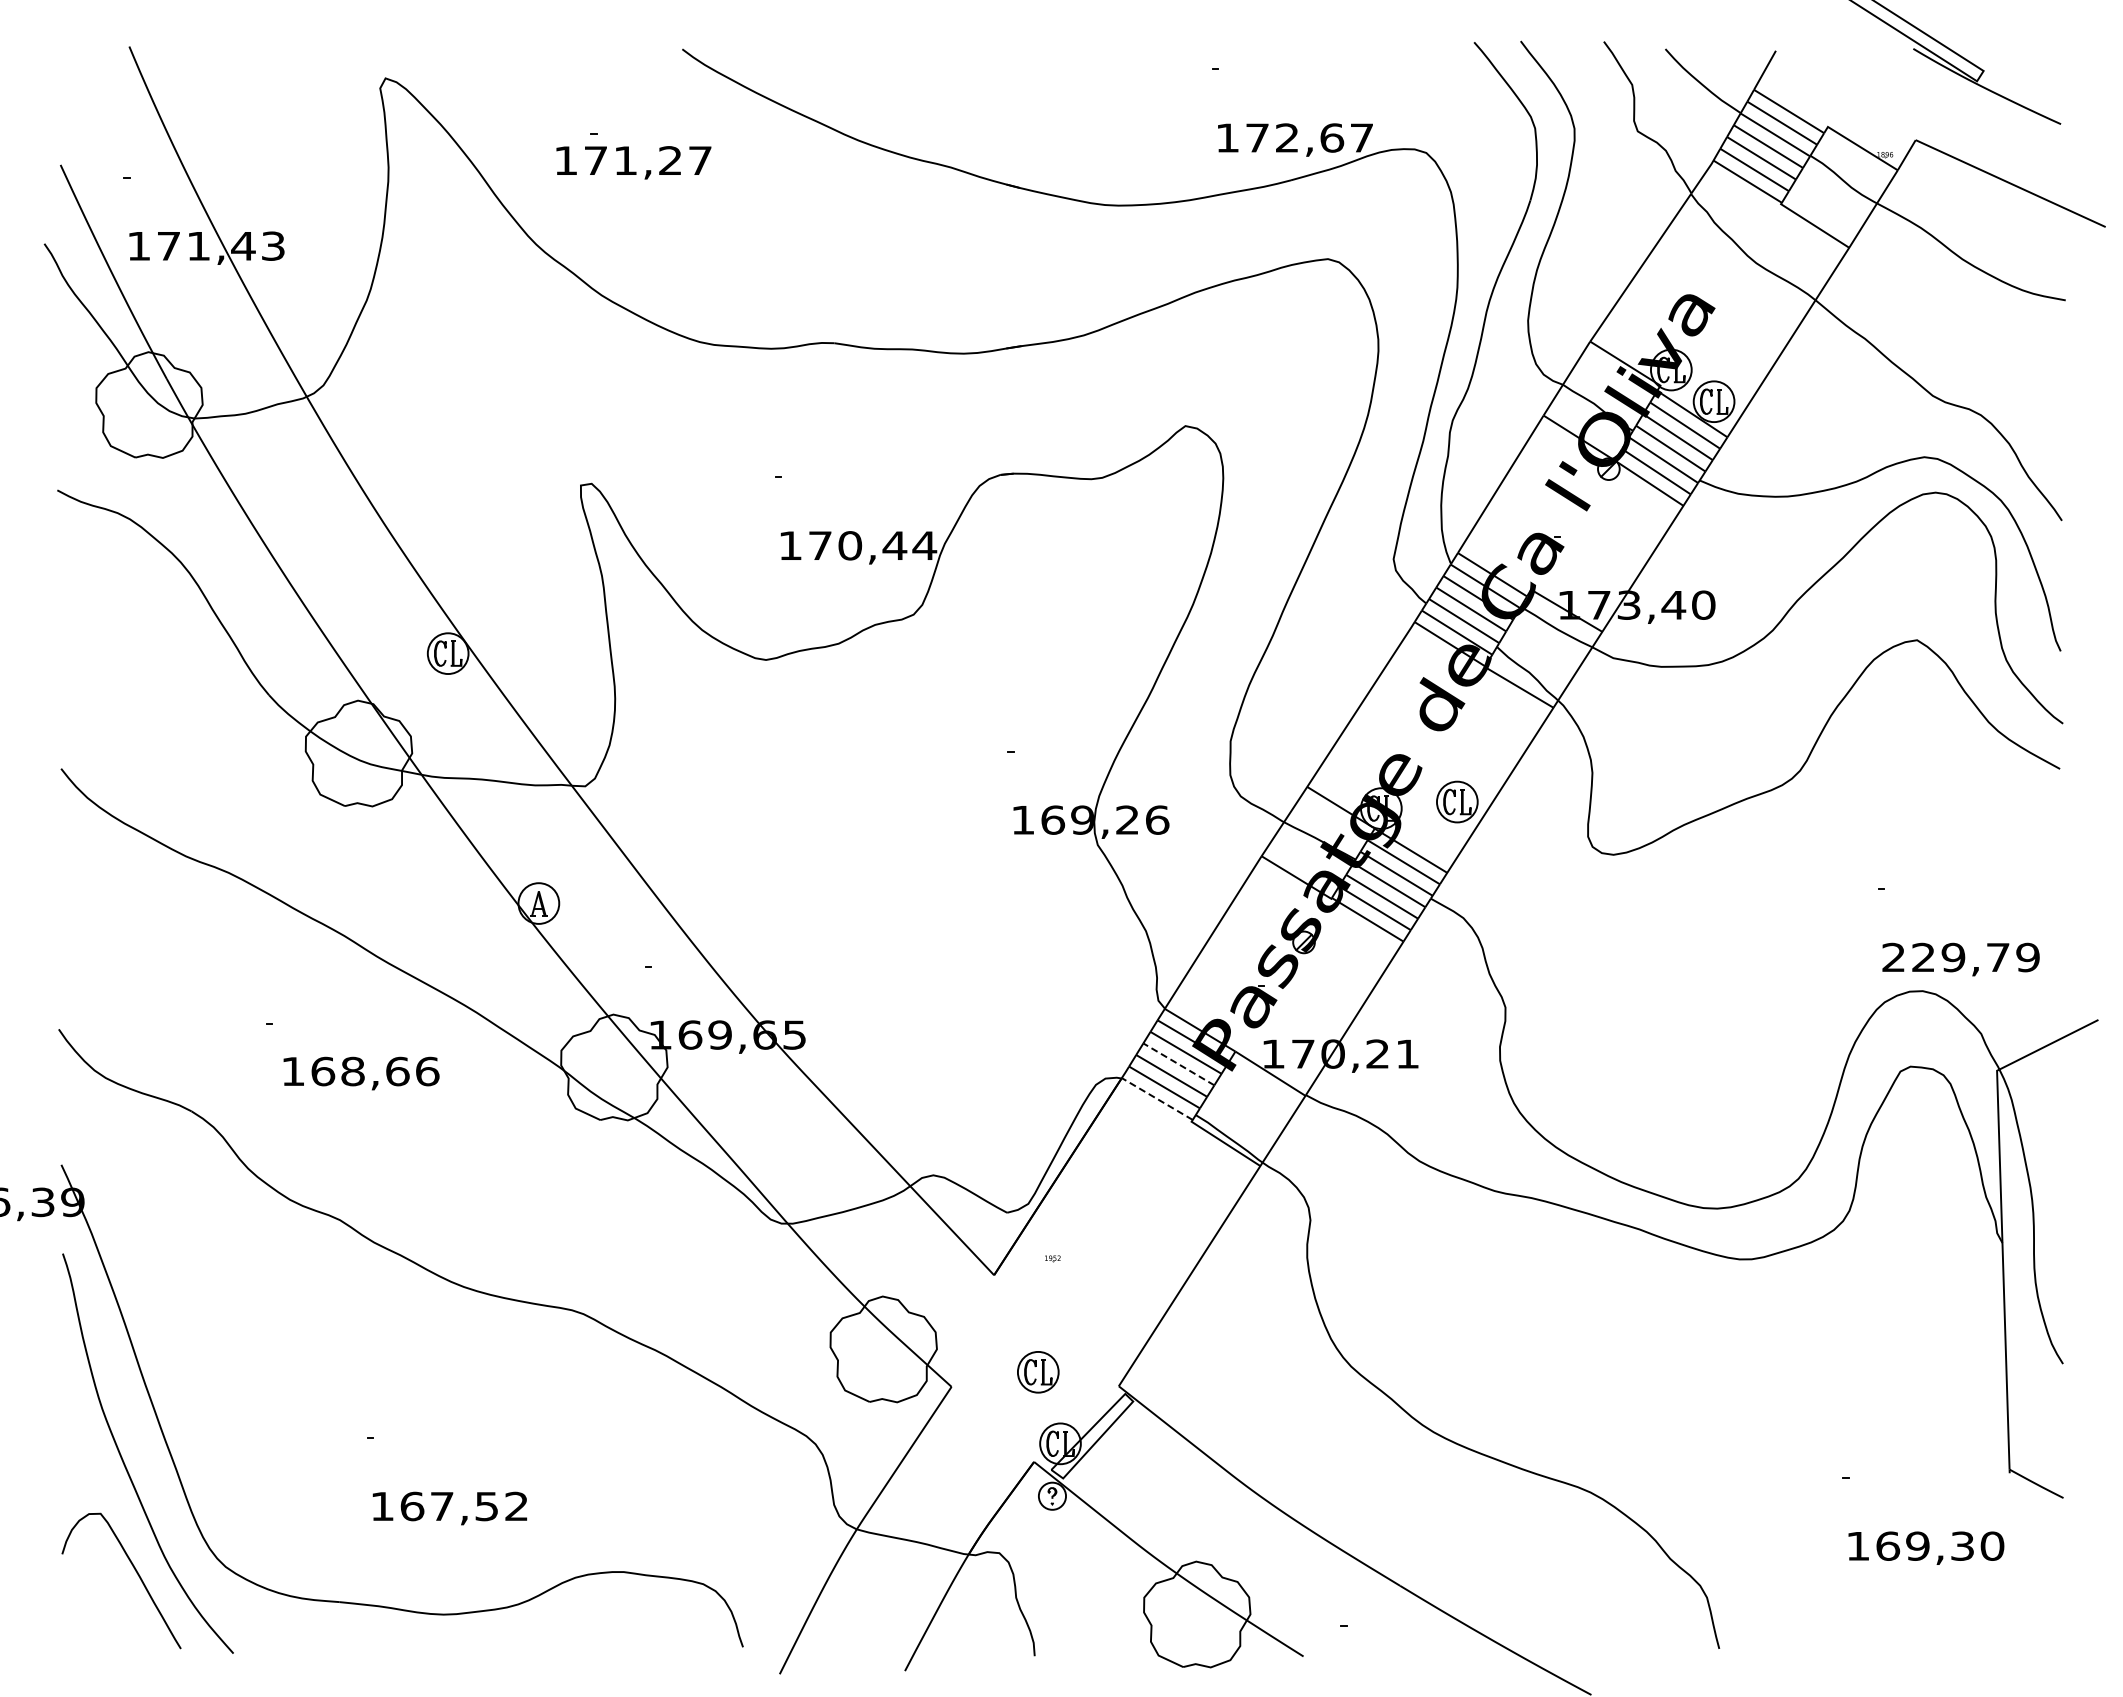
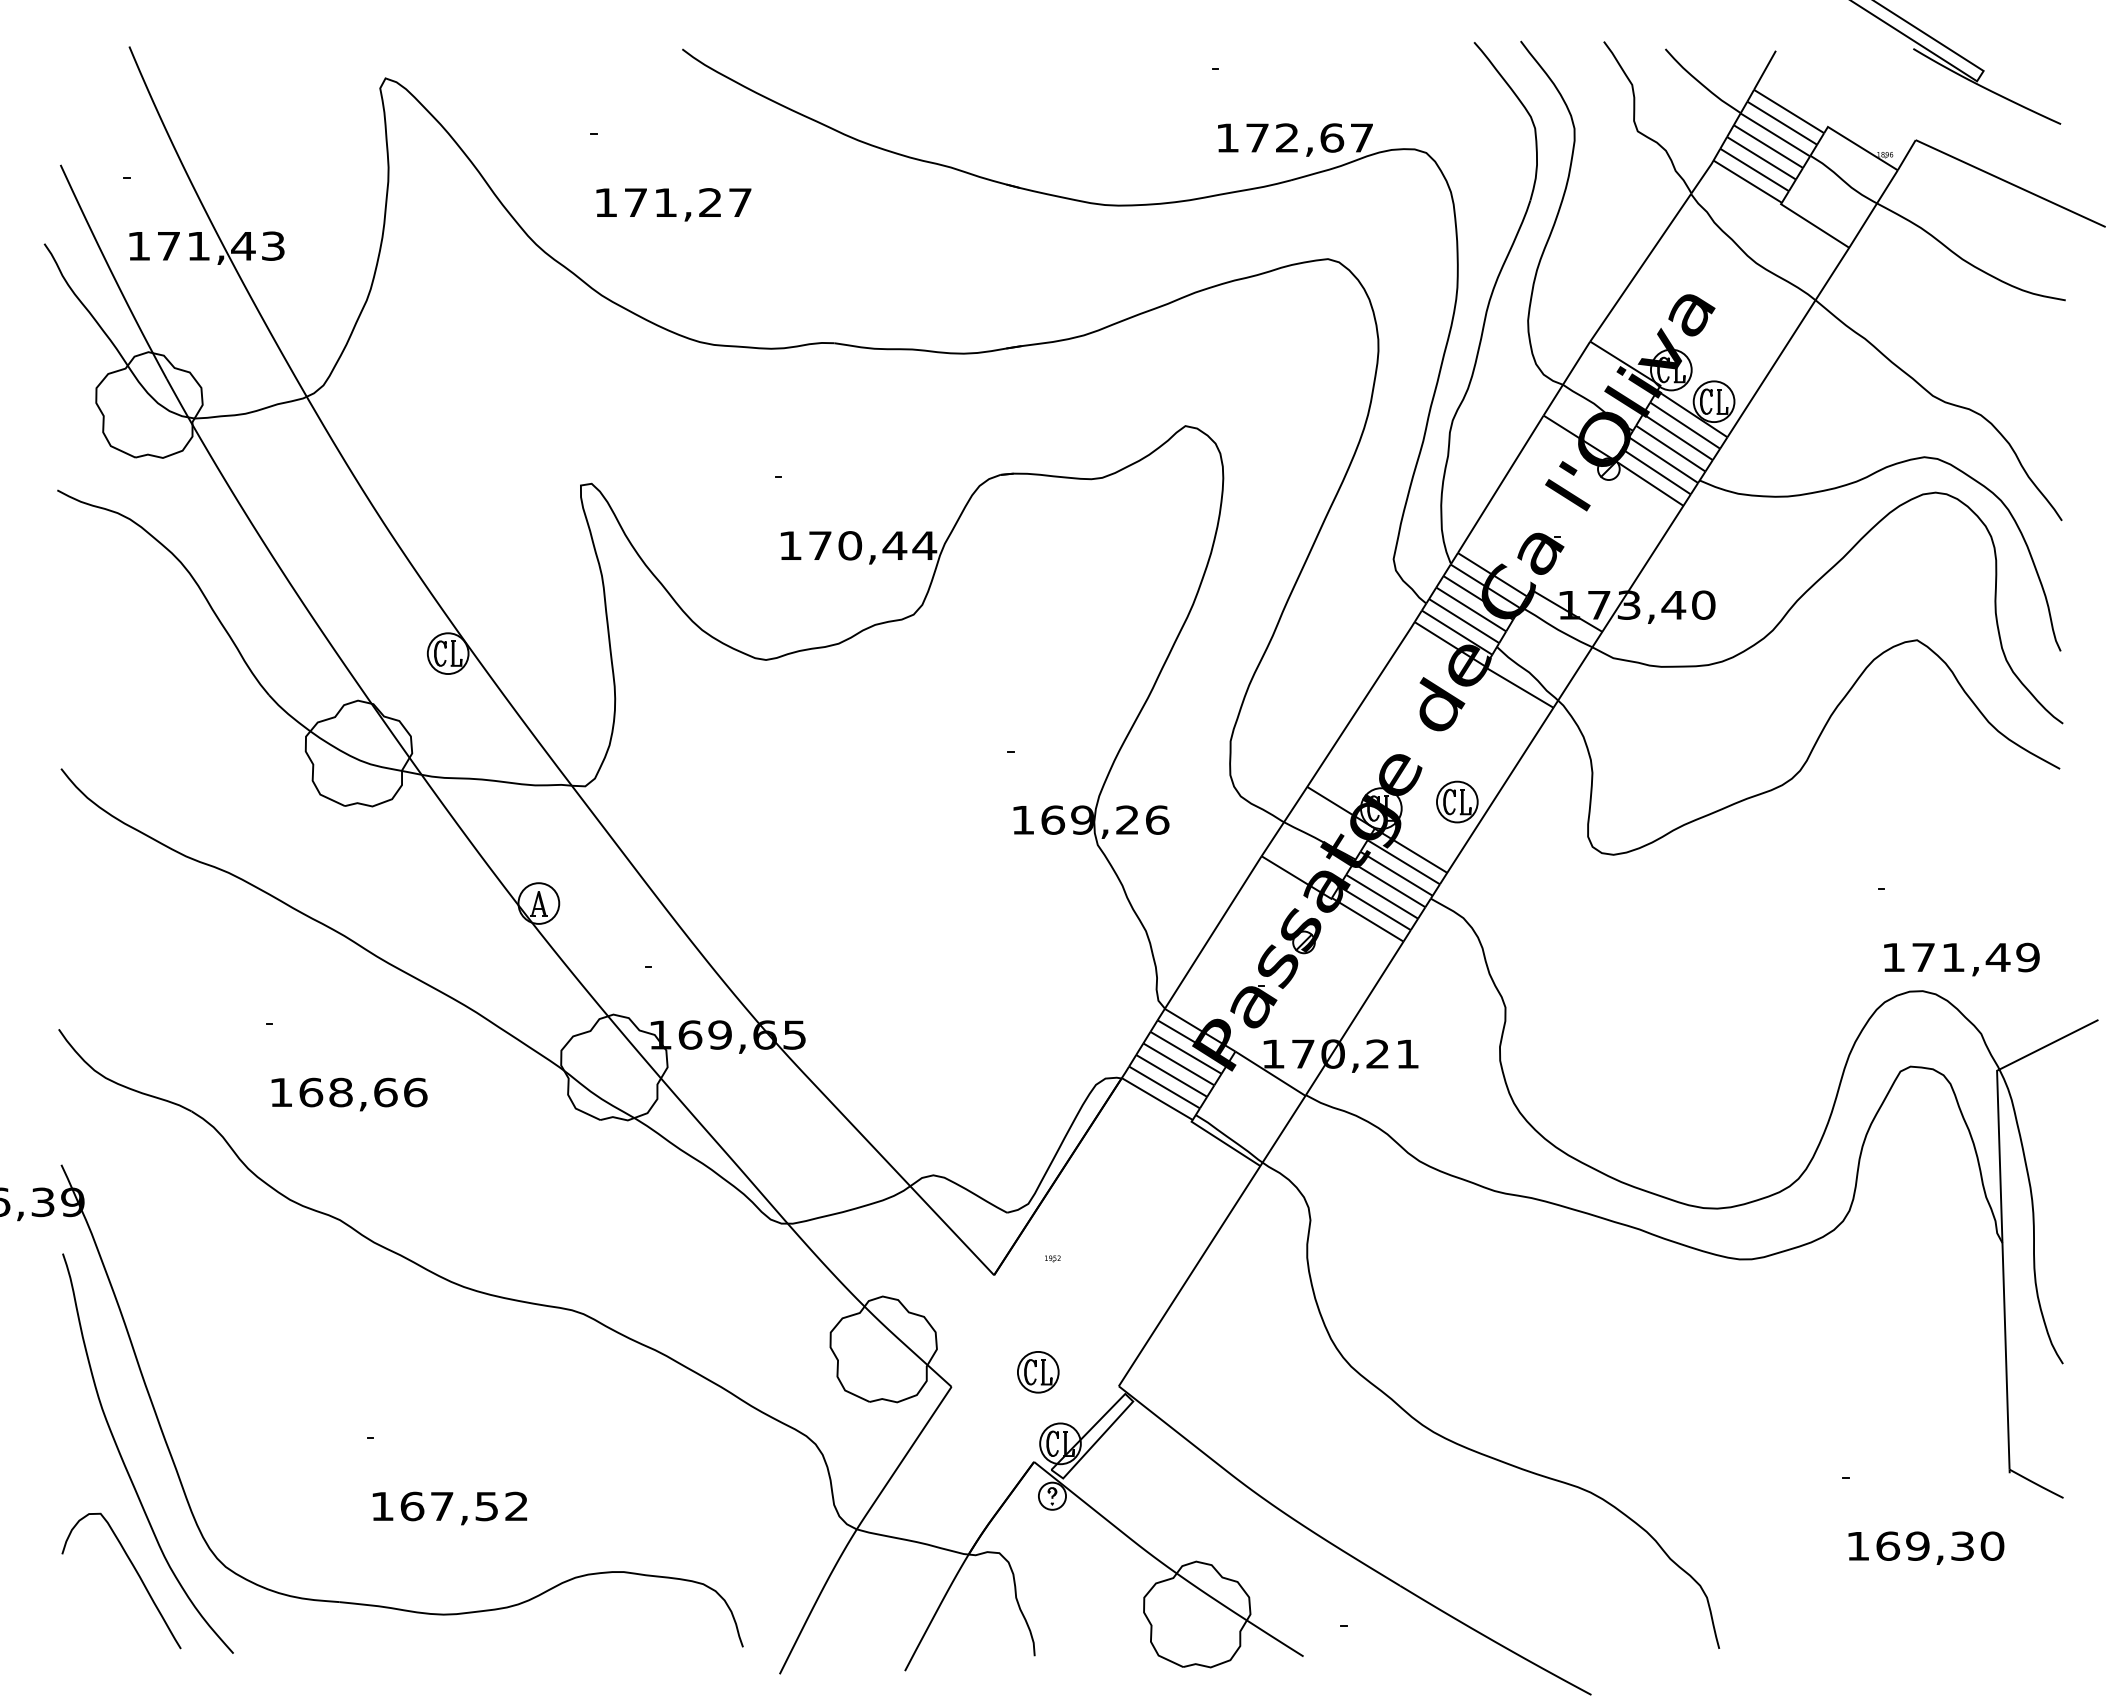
text position: (633, 162) -> (673, 204) (673, 204)
text: 229,79 -> 171,49 (1946, 957)
line: dashed -> solid (1178, 1064)
text position: (361, 1073) -> (349, 1094) (349, 1094)
line: dashed -> solid (1156, 1098)
